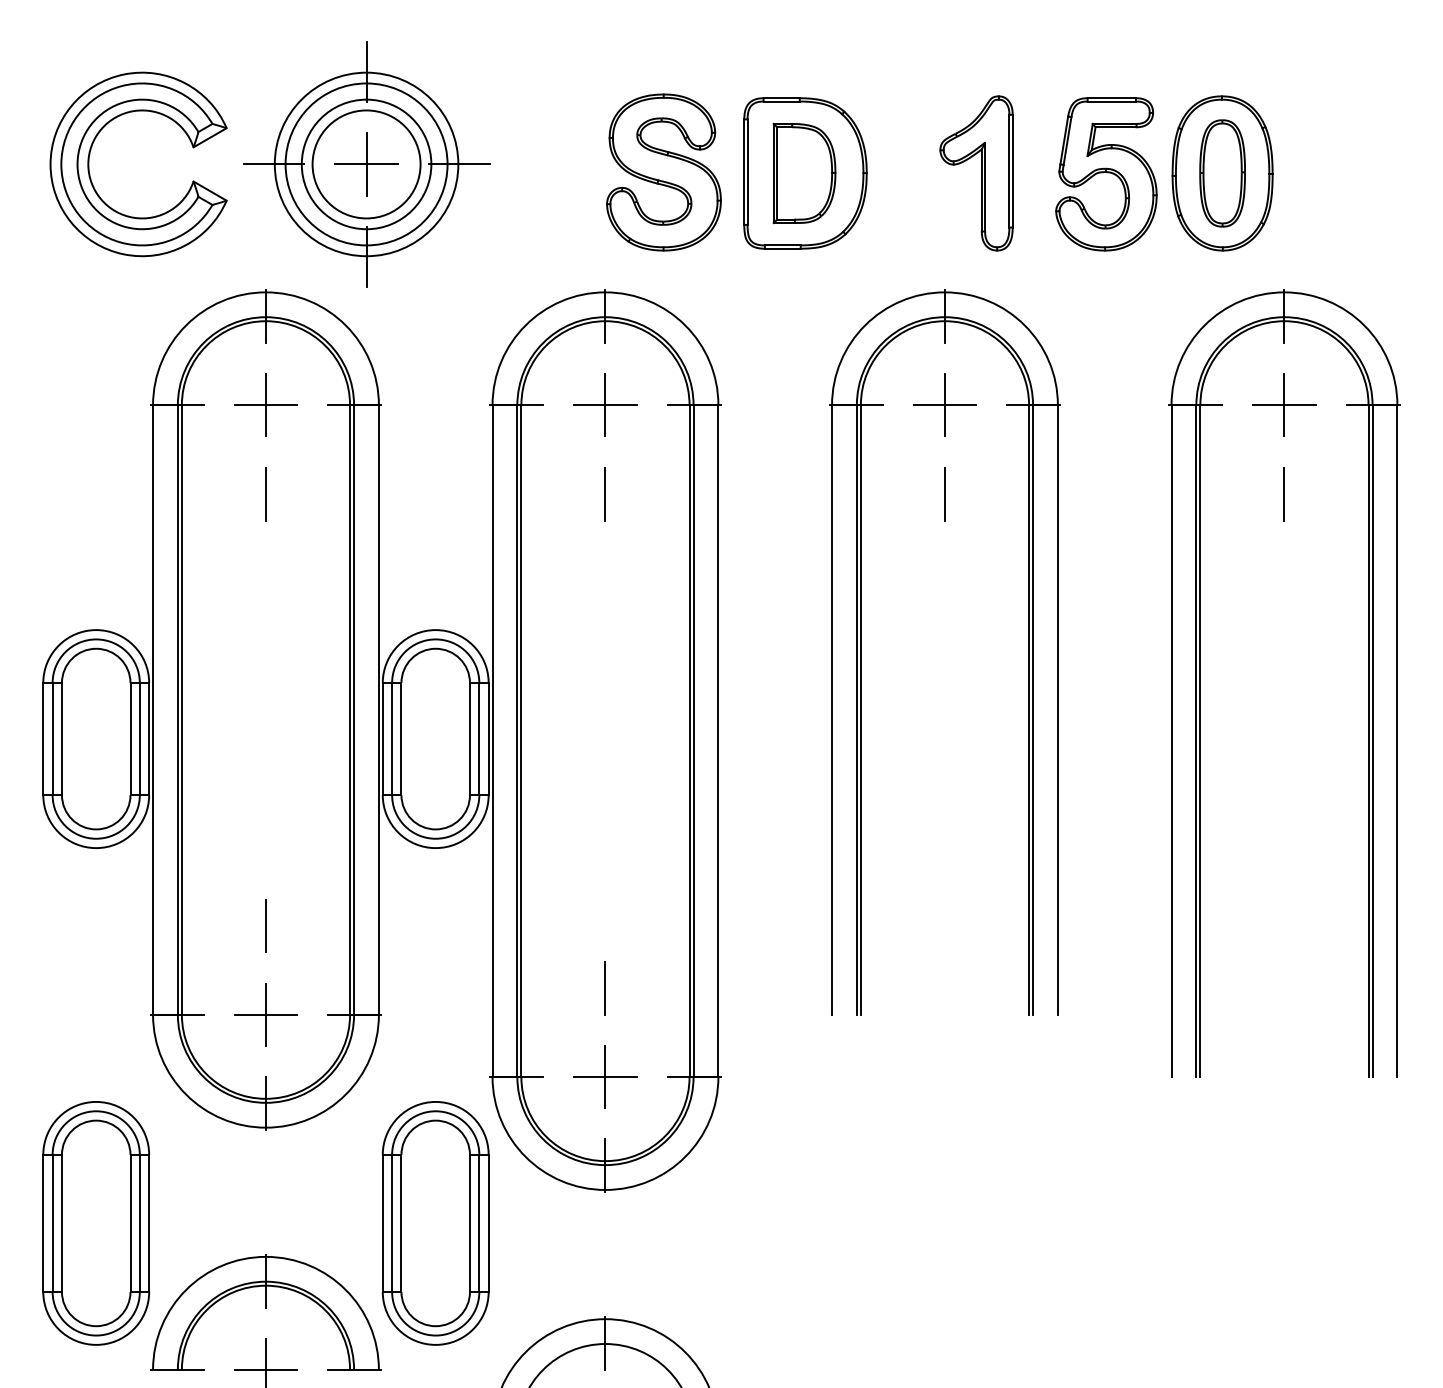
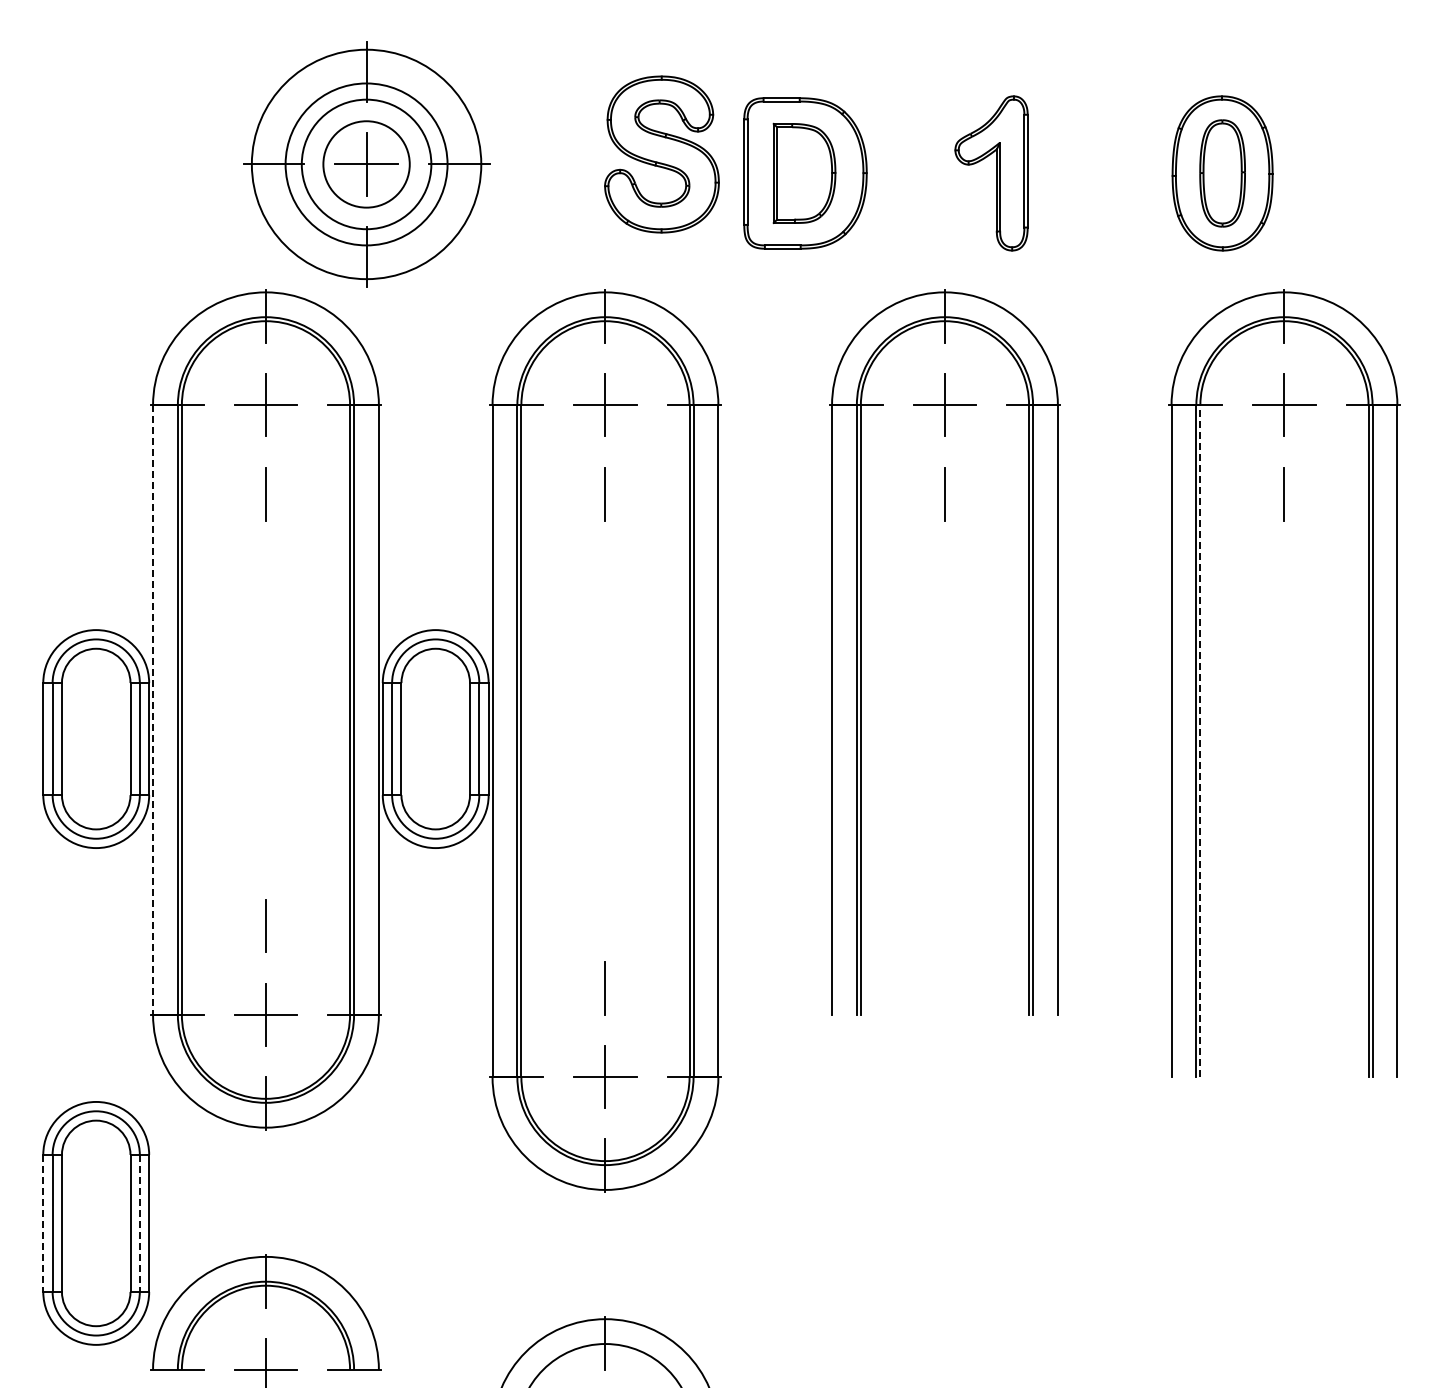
part: present -> none (89, 164)
circle diameter: 108 px -> 86 px (366, 164)
circle diameter: 184 px -> 229 px (366, 164)
part position: (663, 172) -> (661, 154) (661, 154)
part position: (976, 173) -> (991, 173) (991, 173)
part: present -> none (1106, 174)
line: solid -> dashed (153, 710)
line: solid -> dashed (1200, 741)
line: solid -> dashed (43, 1223)
line: solid -> dashed (139, 1223)
part: present -> none (435, 1223)
